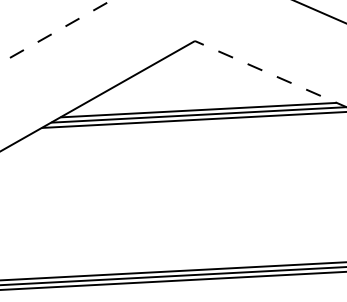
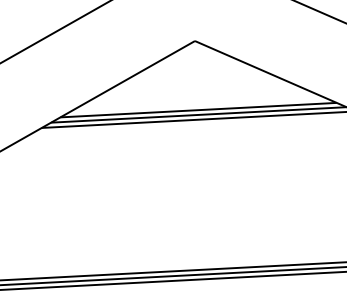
line: dashed -> solid (55, 31)
line: dashed -> solid (270, 73)
